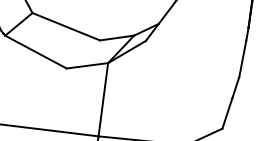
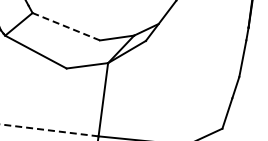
line: solid -> dashed (65, 26)
line: solid -> dashed (49, 130)
